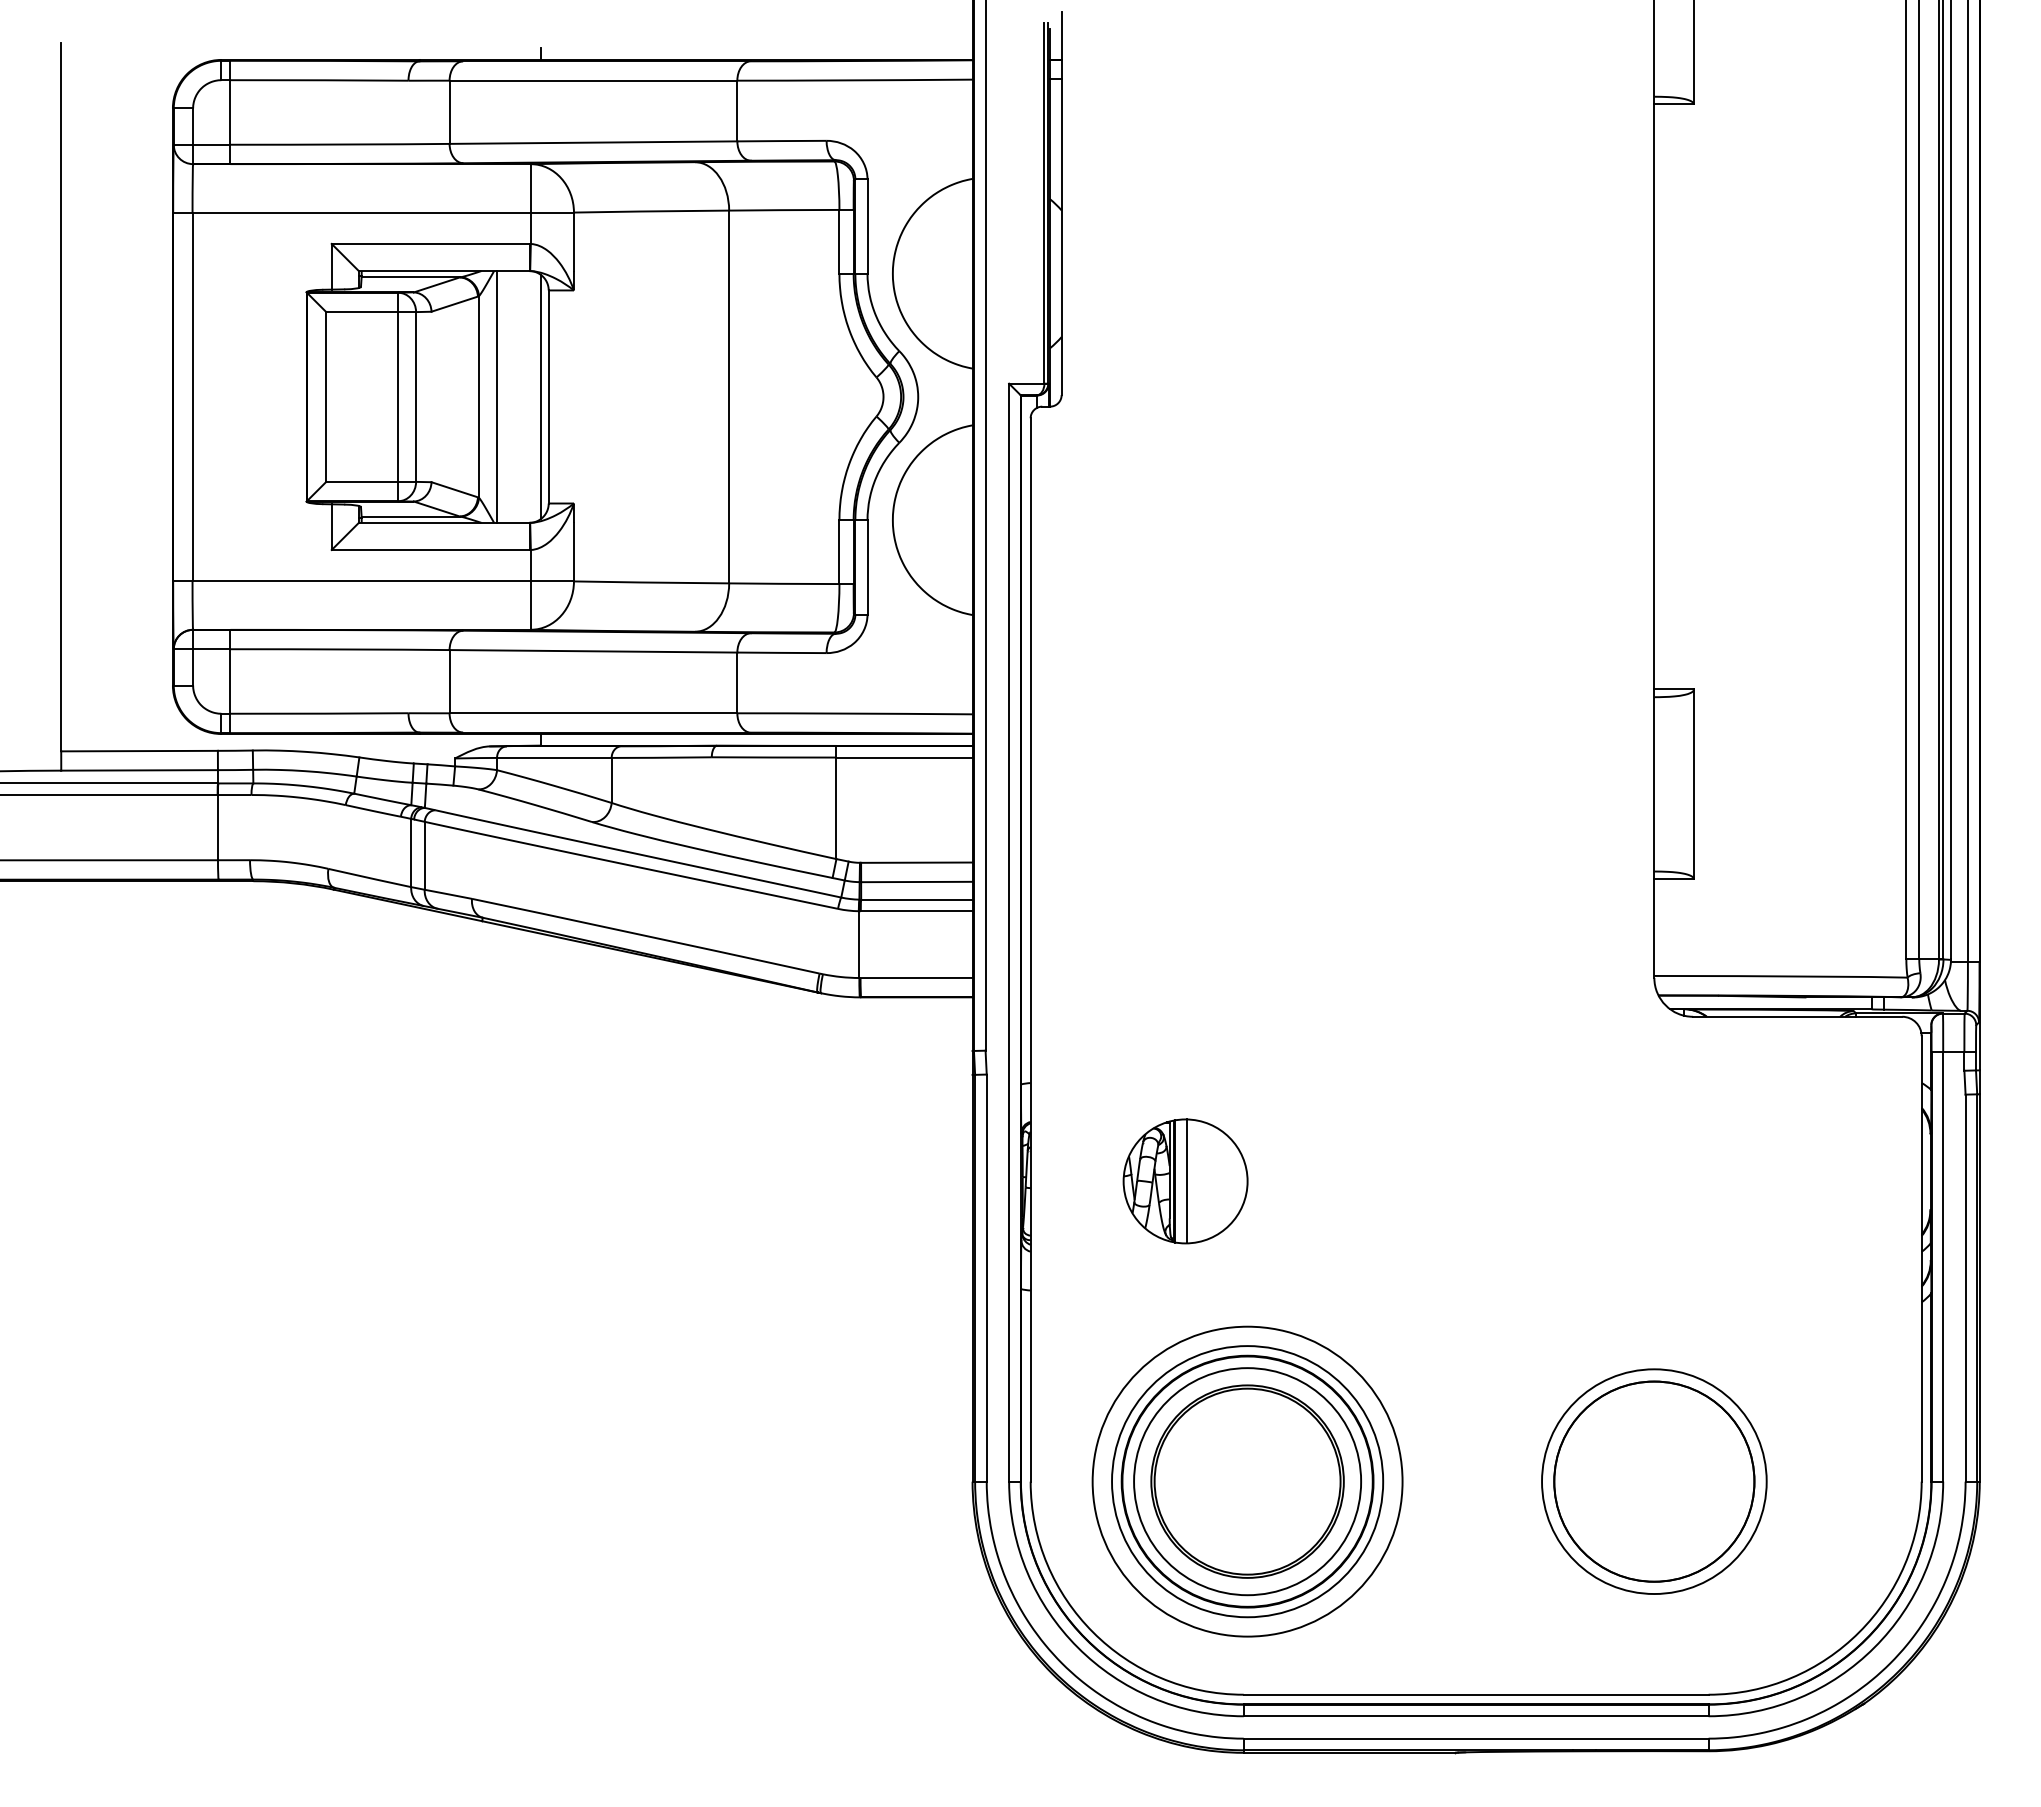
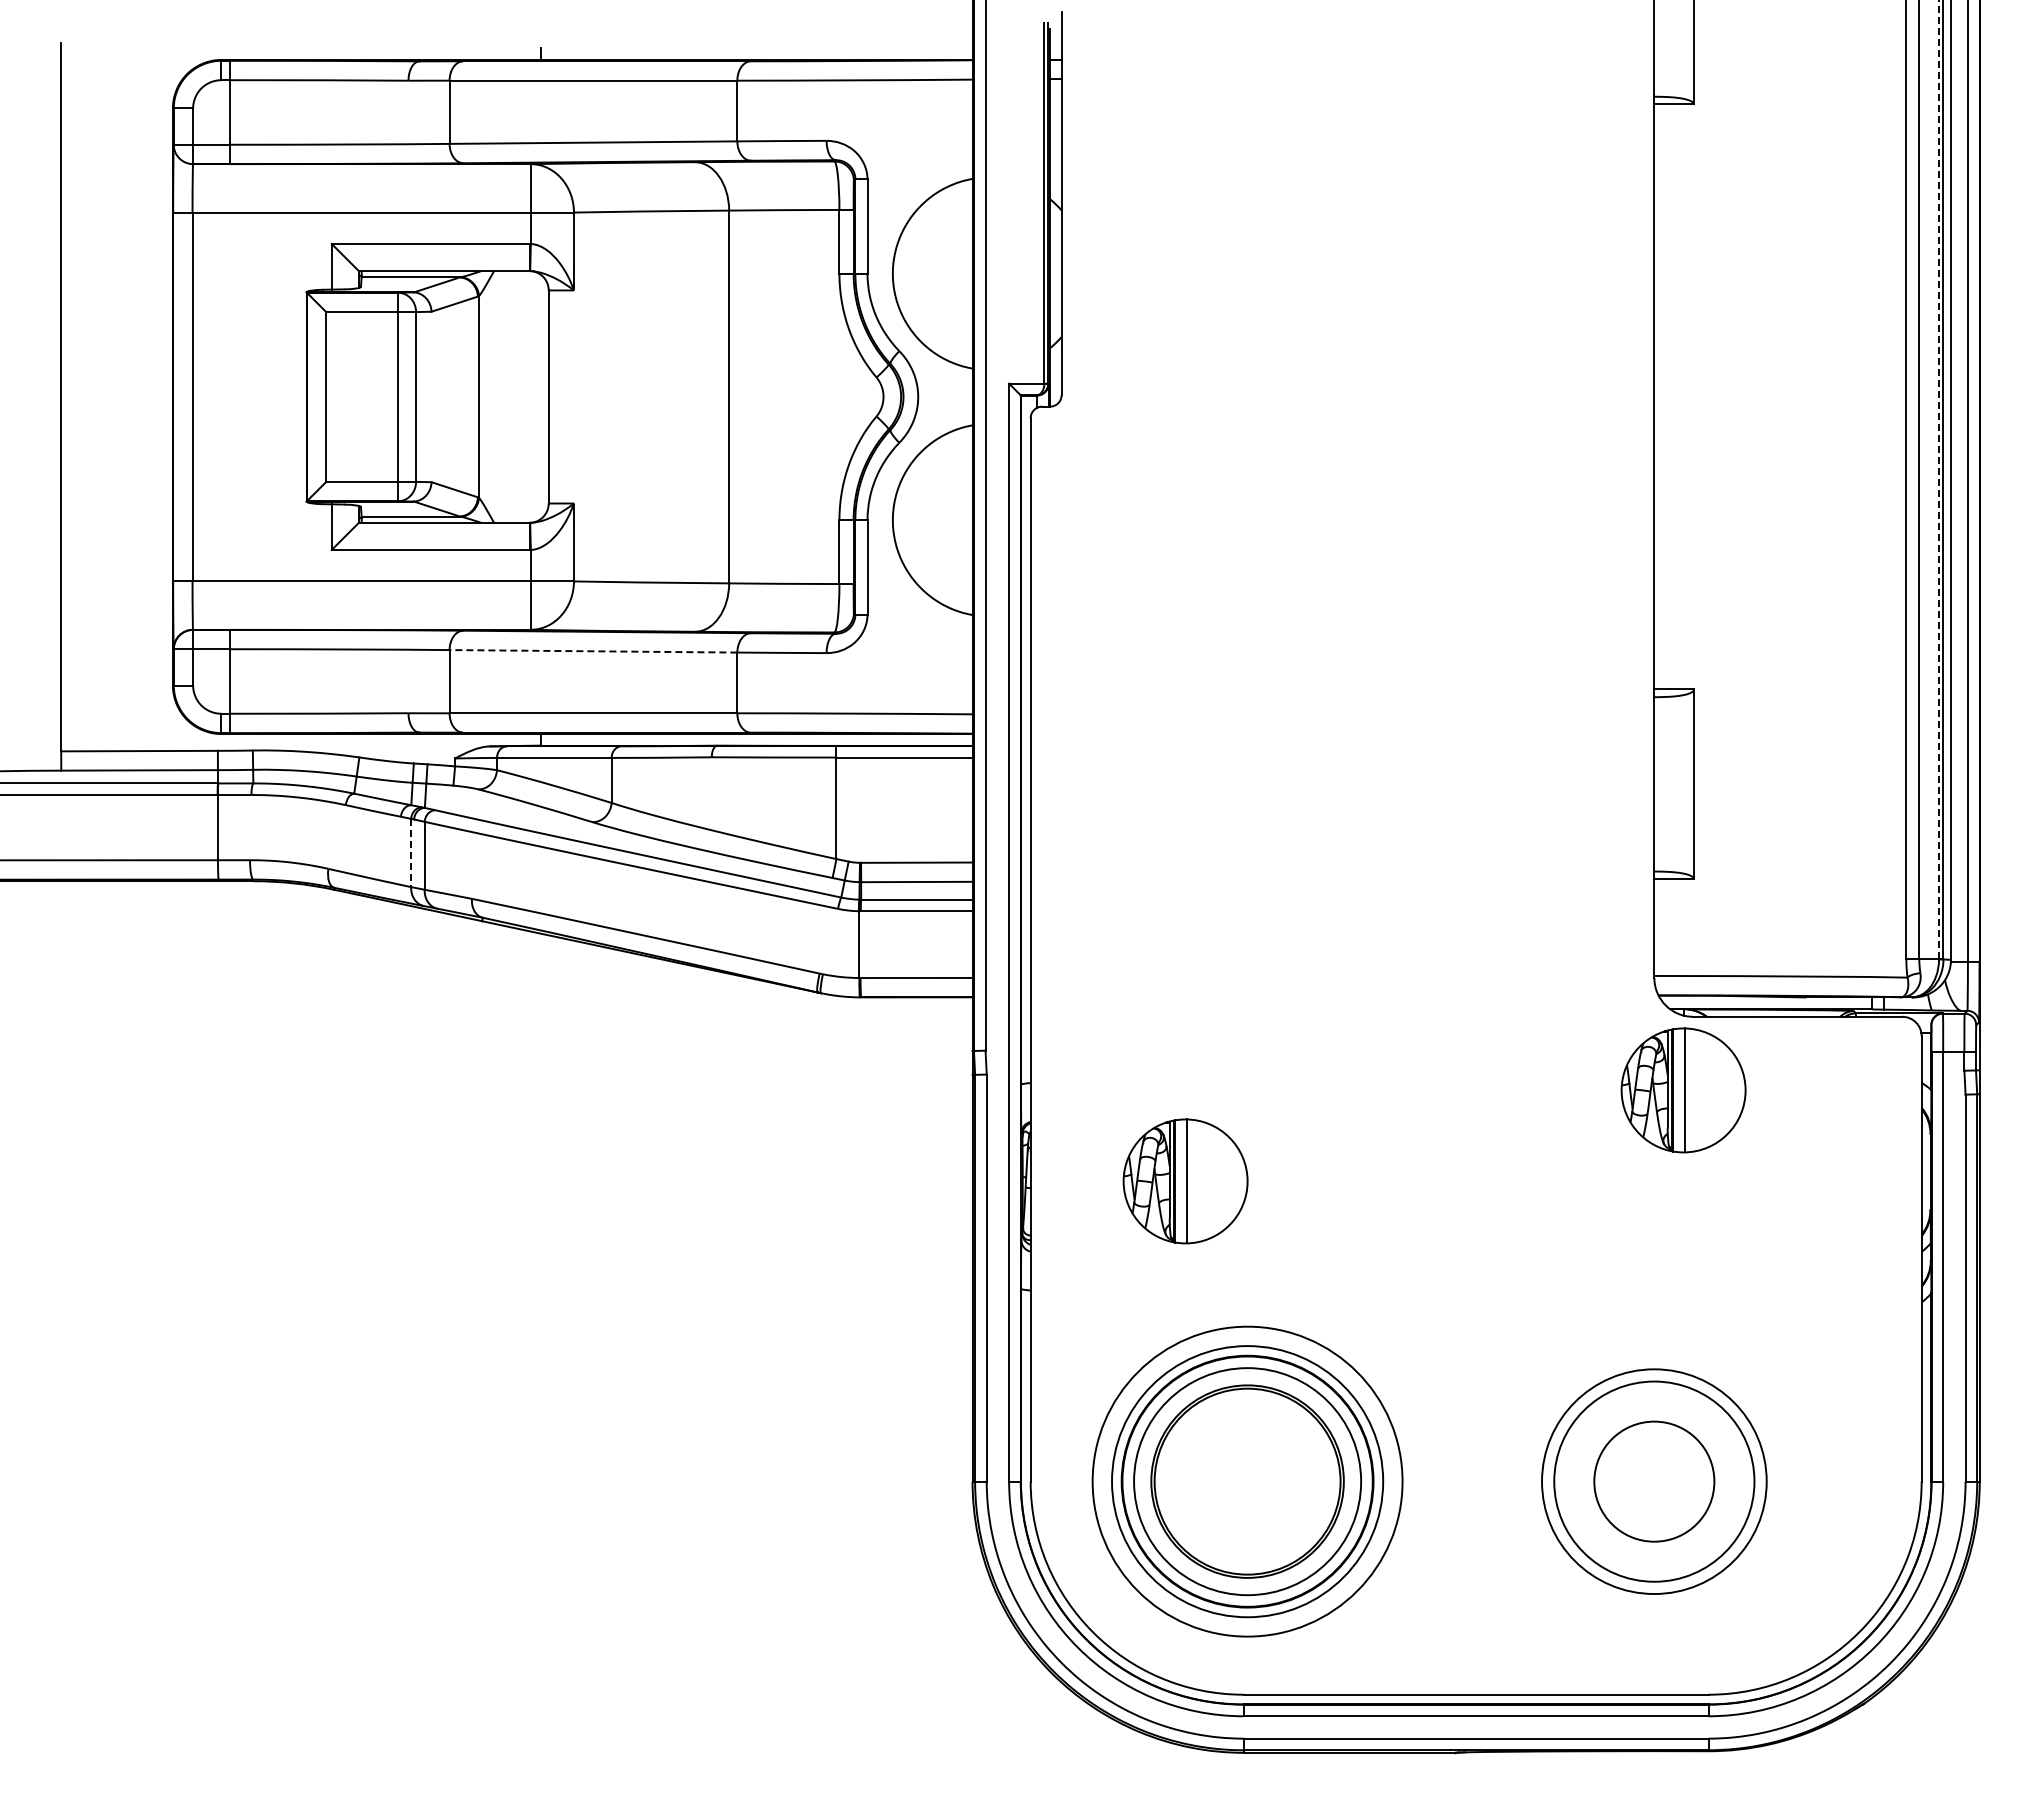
line: present -> none (497, 396)
line: present -> none (540, 396)
line: solid -> dashed (1938, 478)
line: solid -> dashed (593, 651)
line: solid -> dashed (411, 853)
part: none -> present (1683, 1090)
circle diameter: 200 px -> 120 px (1654, 1481)
